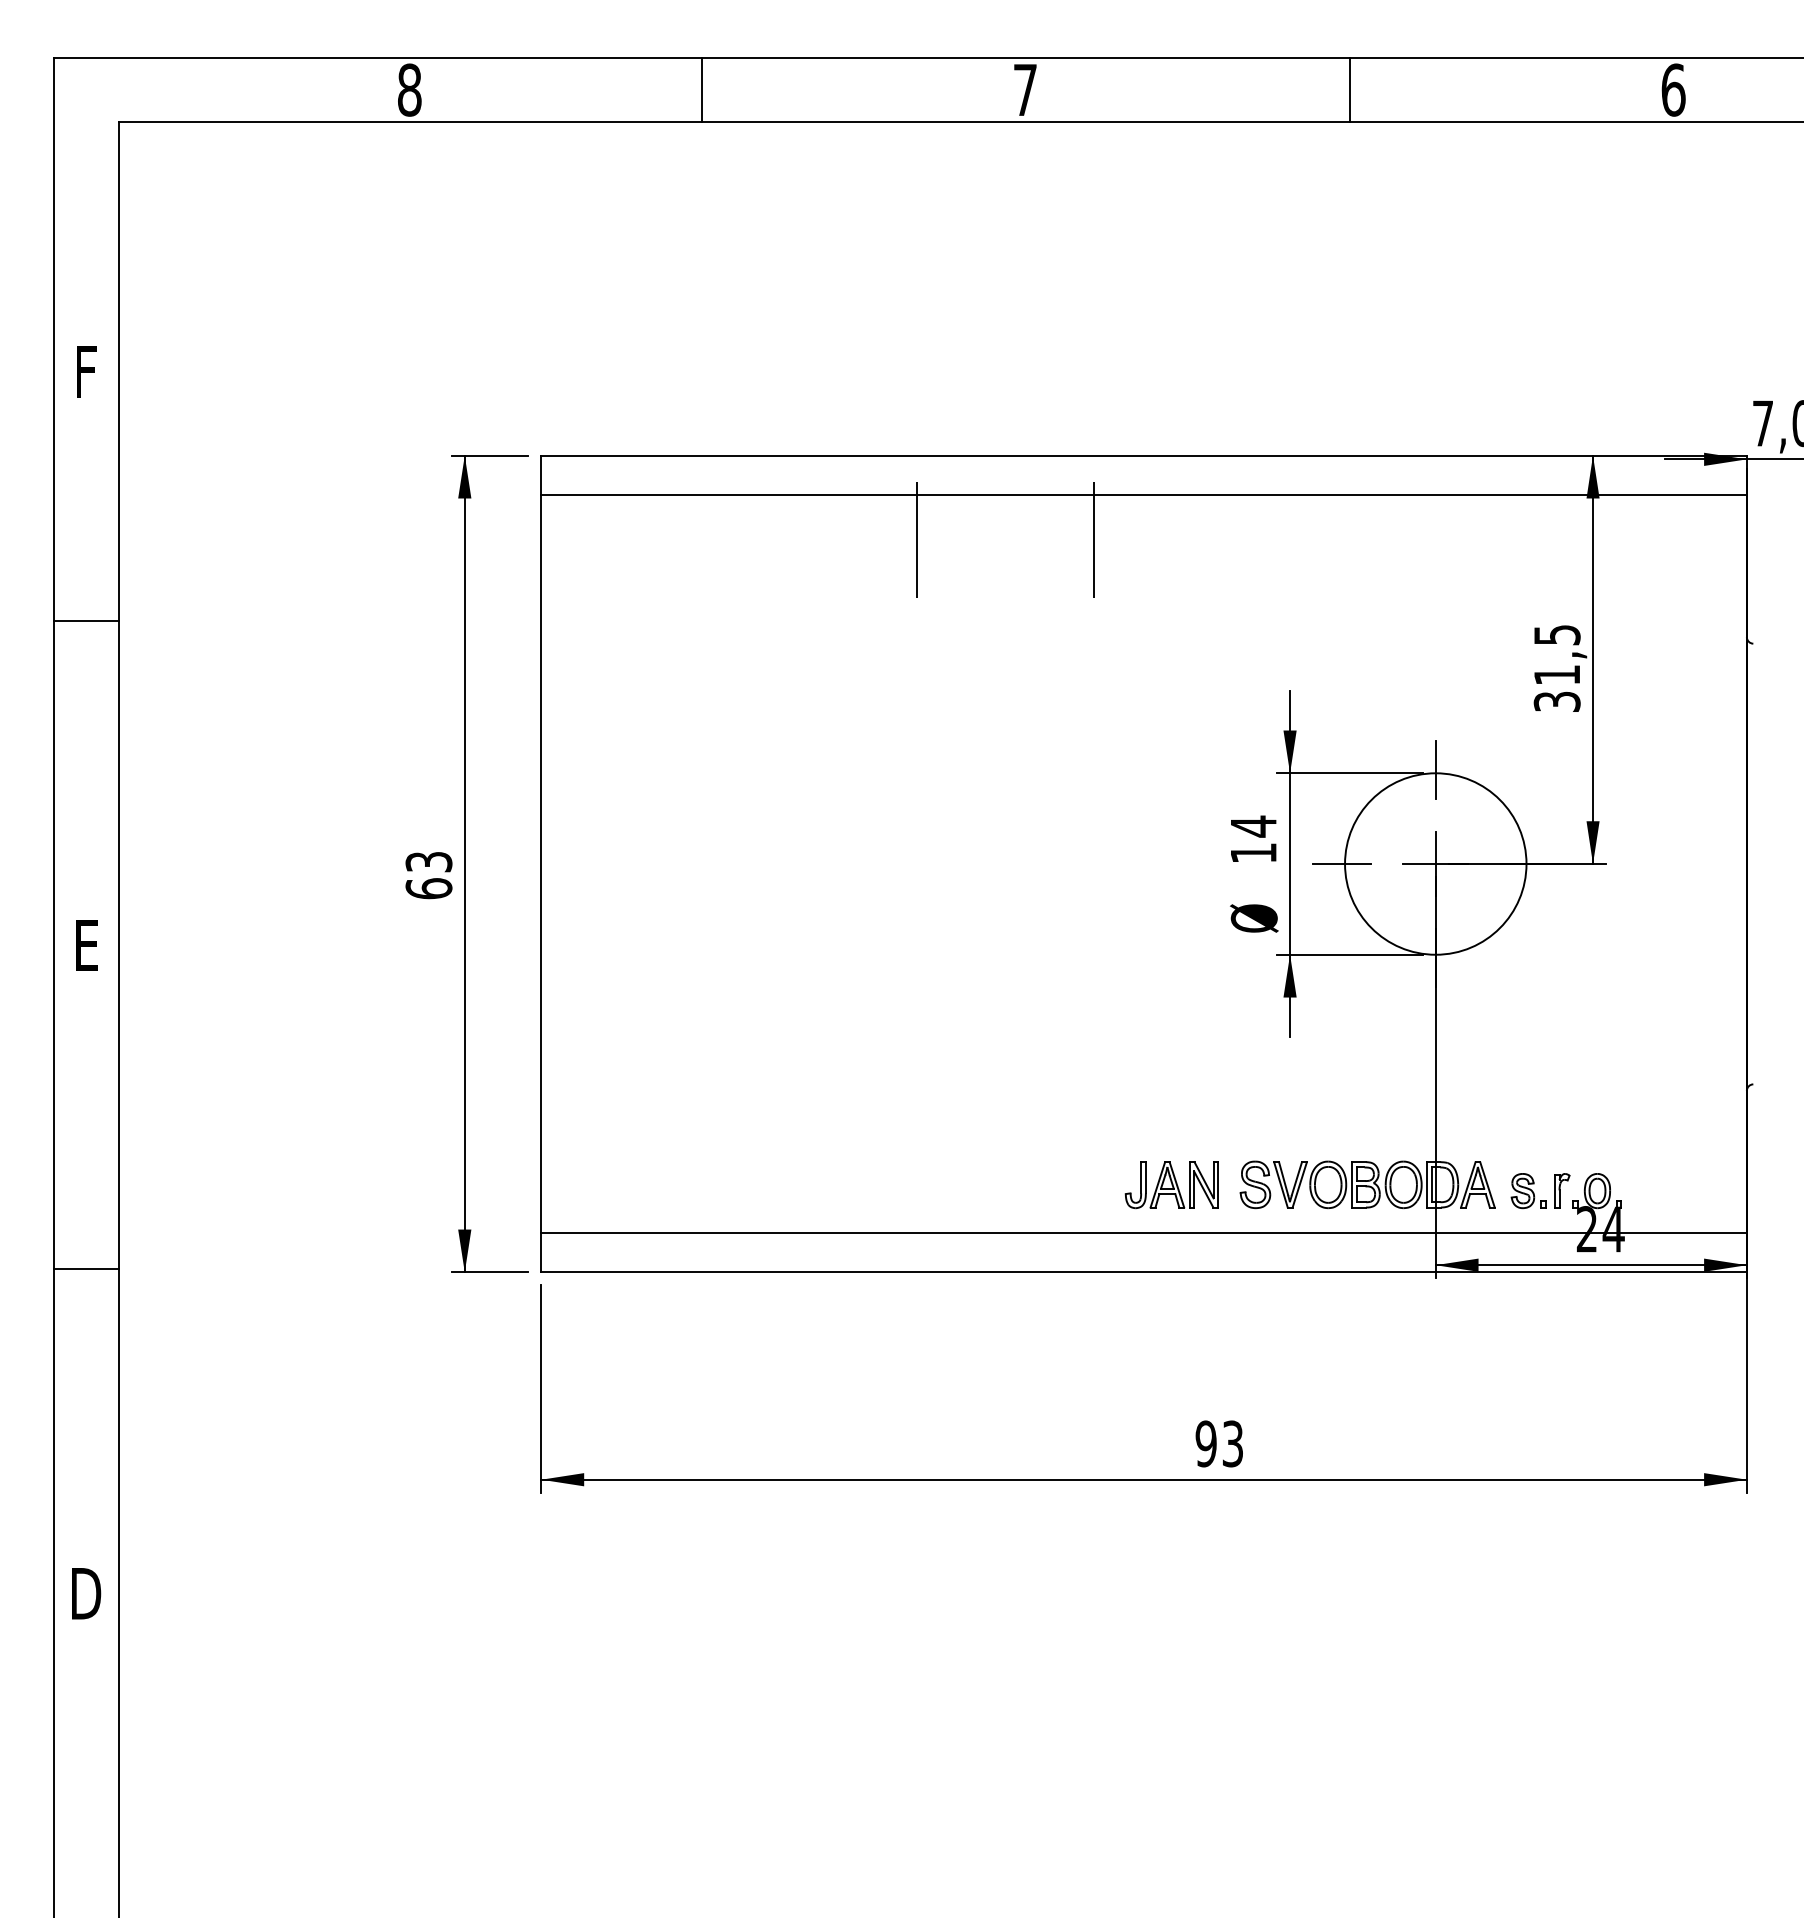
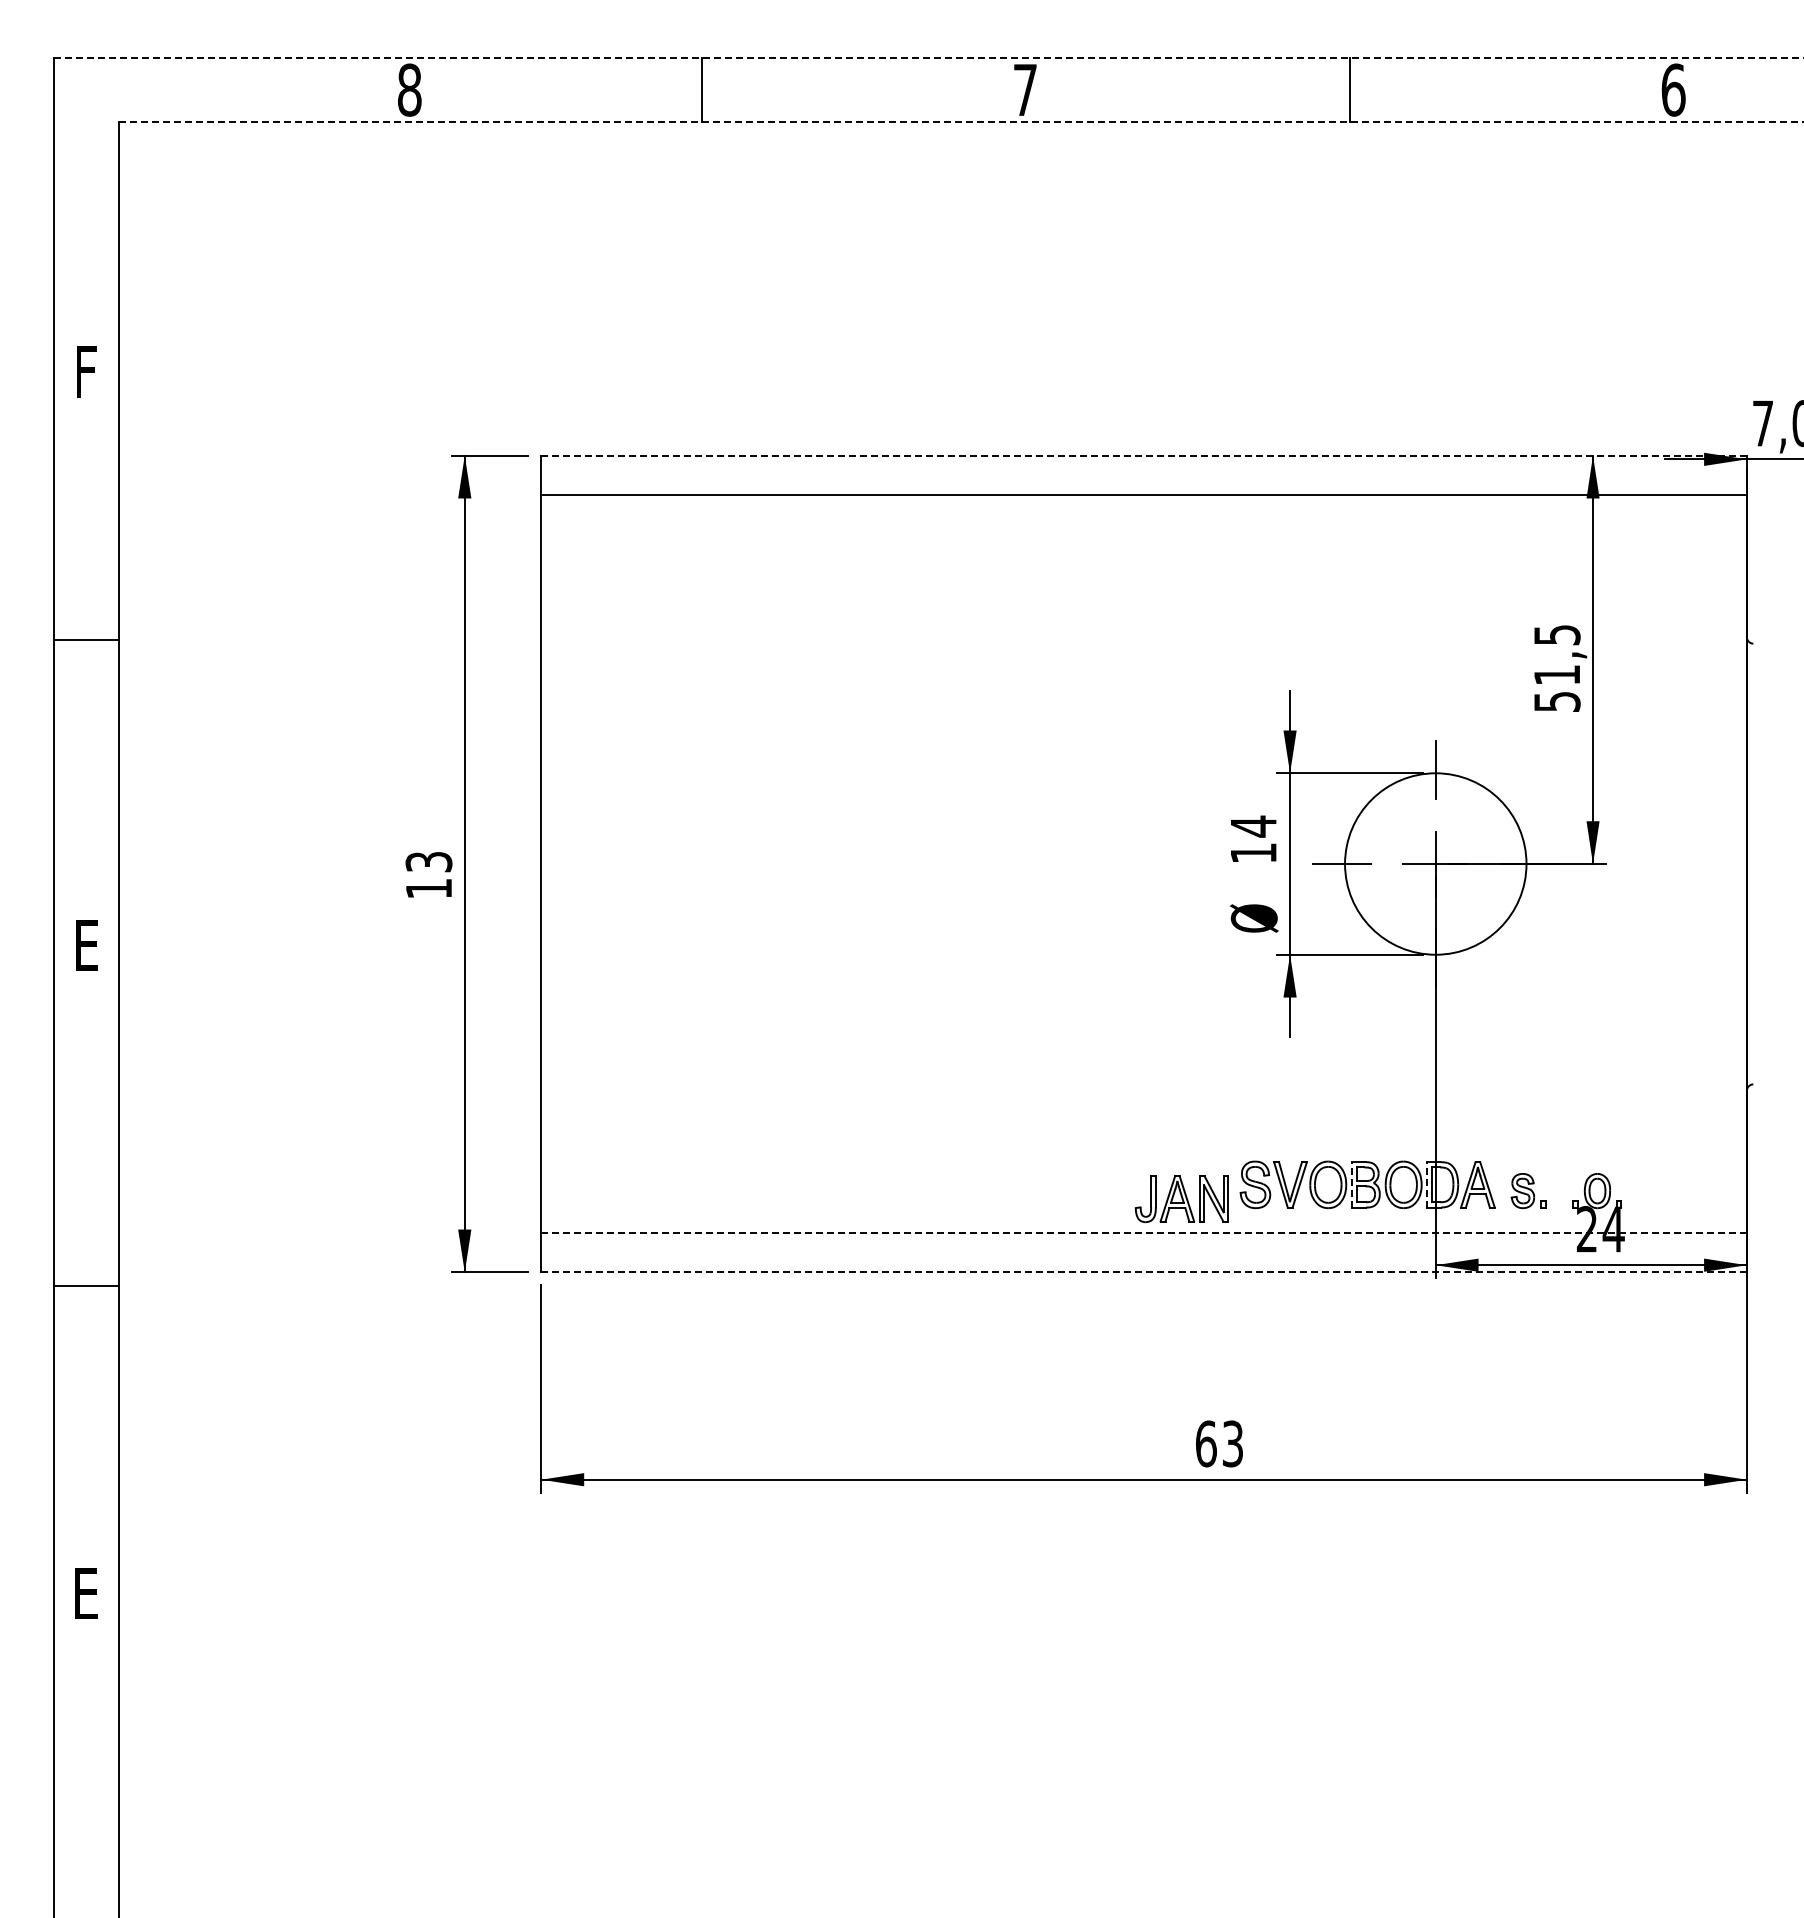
line: solid -> dashed (928, 57)
line: solid -> dashed (961, 122)
line: solid -> dashed (1144, 455)
line: present -> none (917, 539)
line: present -> none (1093, 539)
line position: (85, 621) -> (85, 640) (85, 640)
text: 31,5 -> 51,5 (1556, 701)
text: 63 -> 13 (428, 888)
line: solid -> dashed (1352, 1184)
line: solid -> dashed (1427, 1184)
part position: (1171, 1185) -> (1181, 1199) (1181, 1199)
part: present -> none (1562, 1190)
line: solid -> dashed (1144, 1233)
line position: (85, 1269) -> (85, 1286) (85, 1286)
line: solid -> dashed (1144, 1272)
text: 93 -> 63 (1205, 1443)
text: D -> E (86, 1593)
